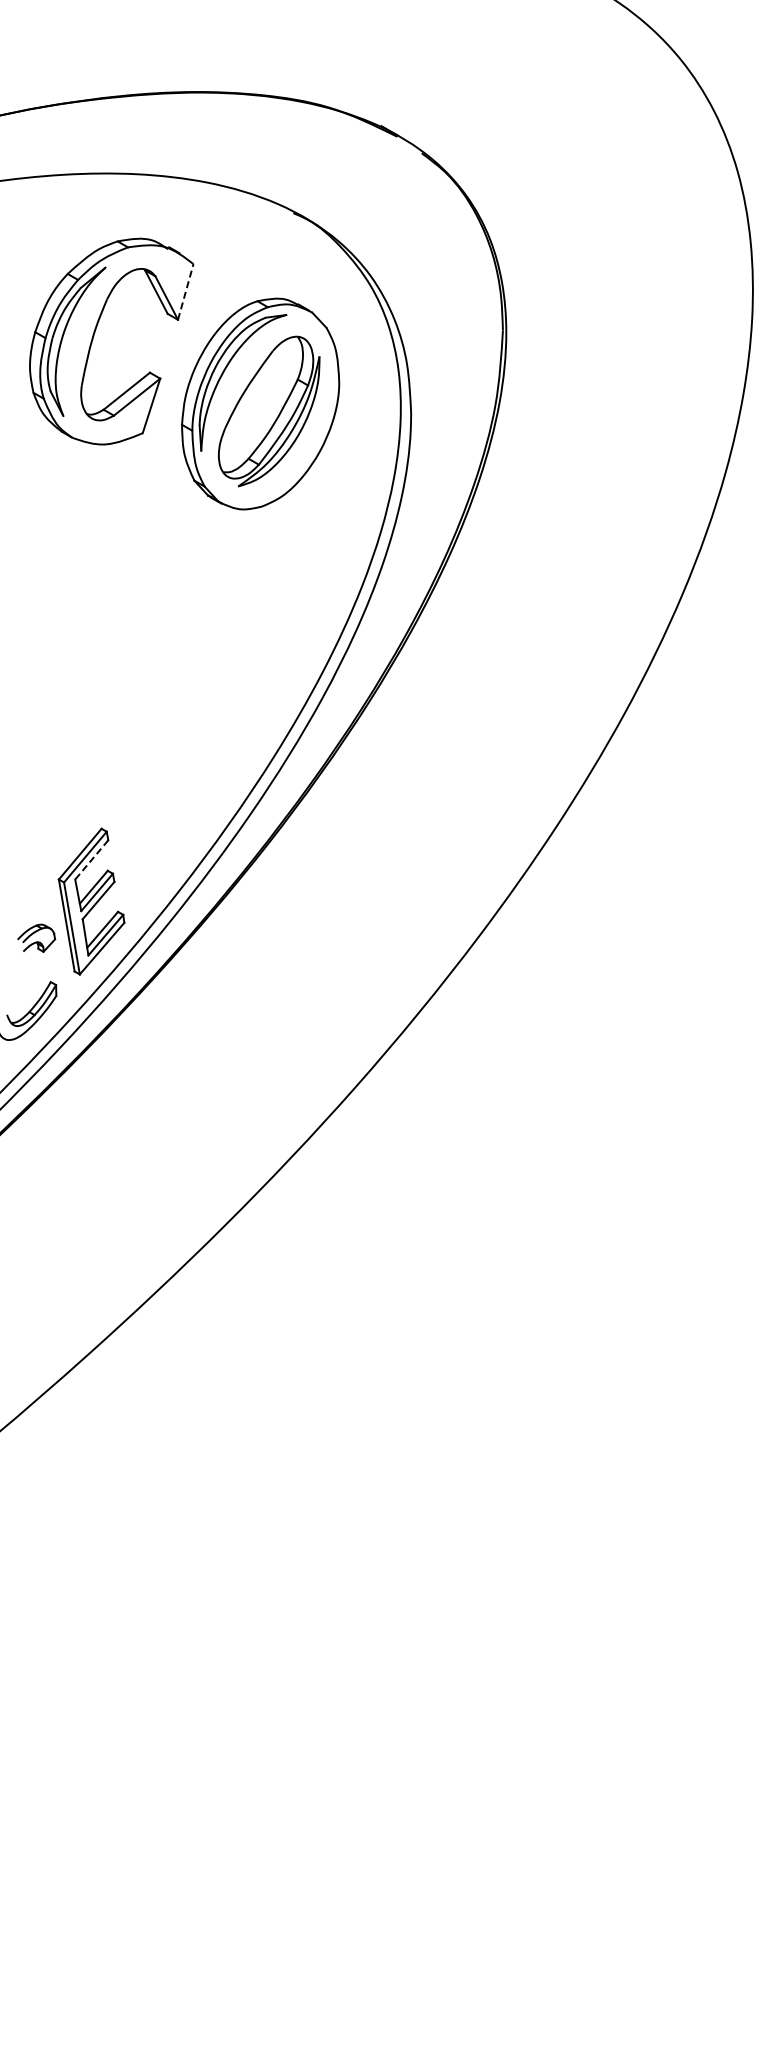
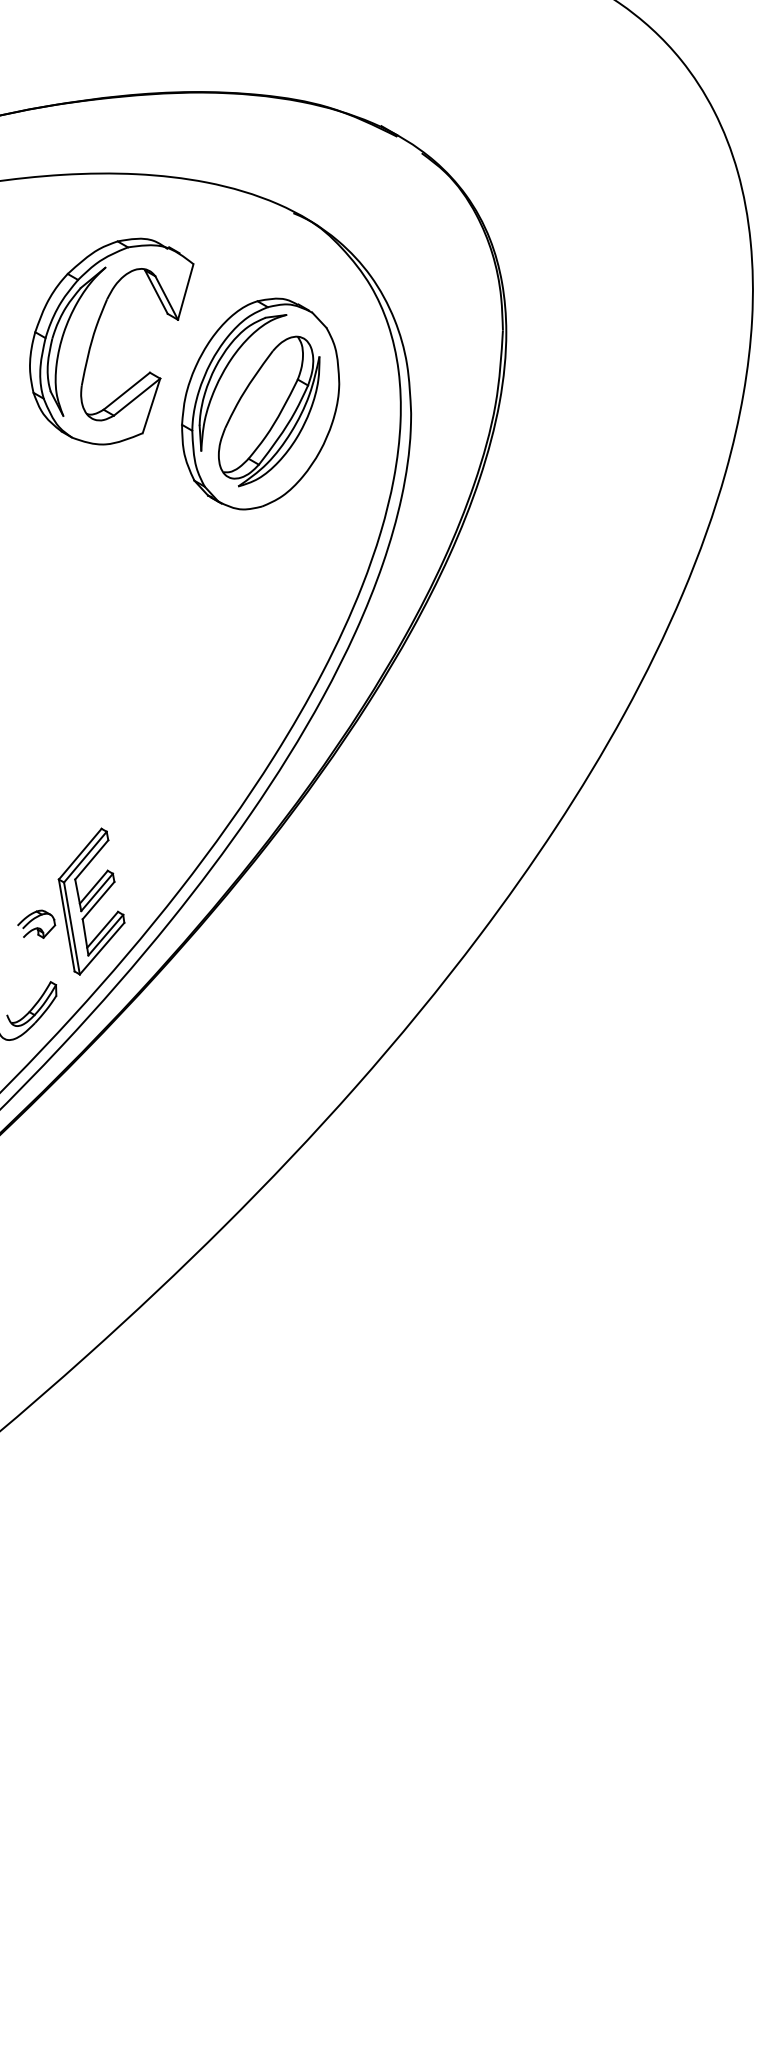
line: dashed -> solid (185, 292)
line: dashed -> solid (91, 859)
part position: (36, 937) -> (36, 923) (36, 923)
